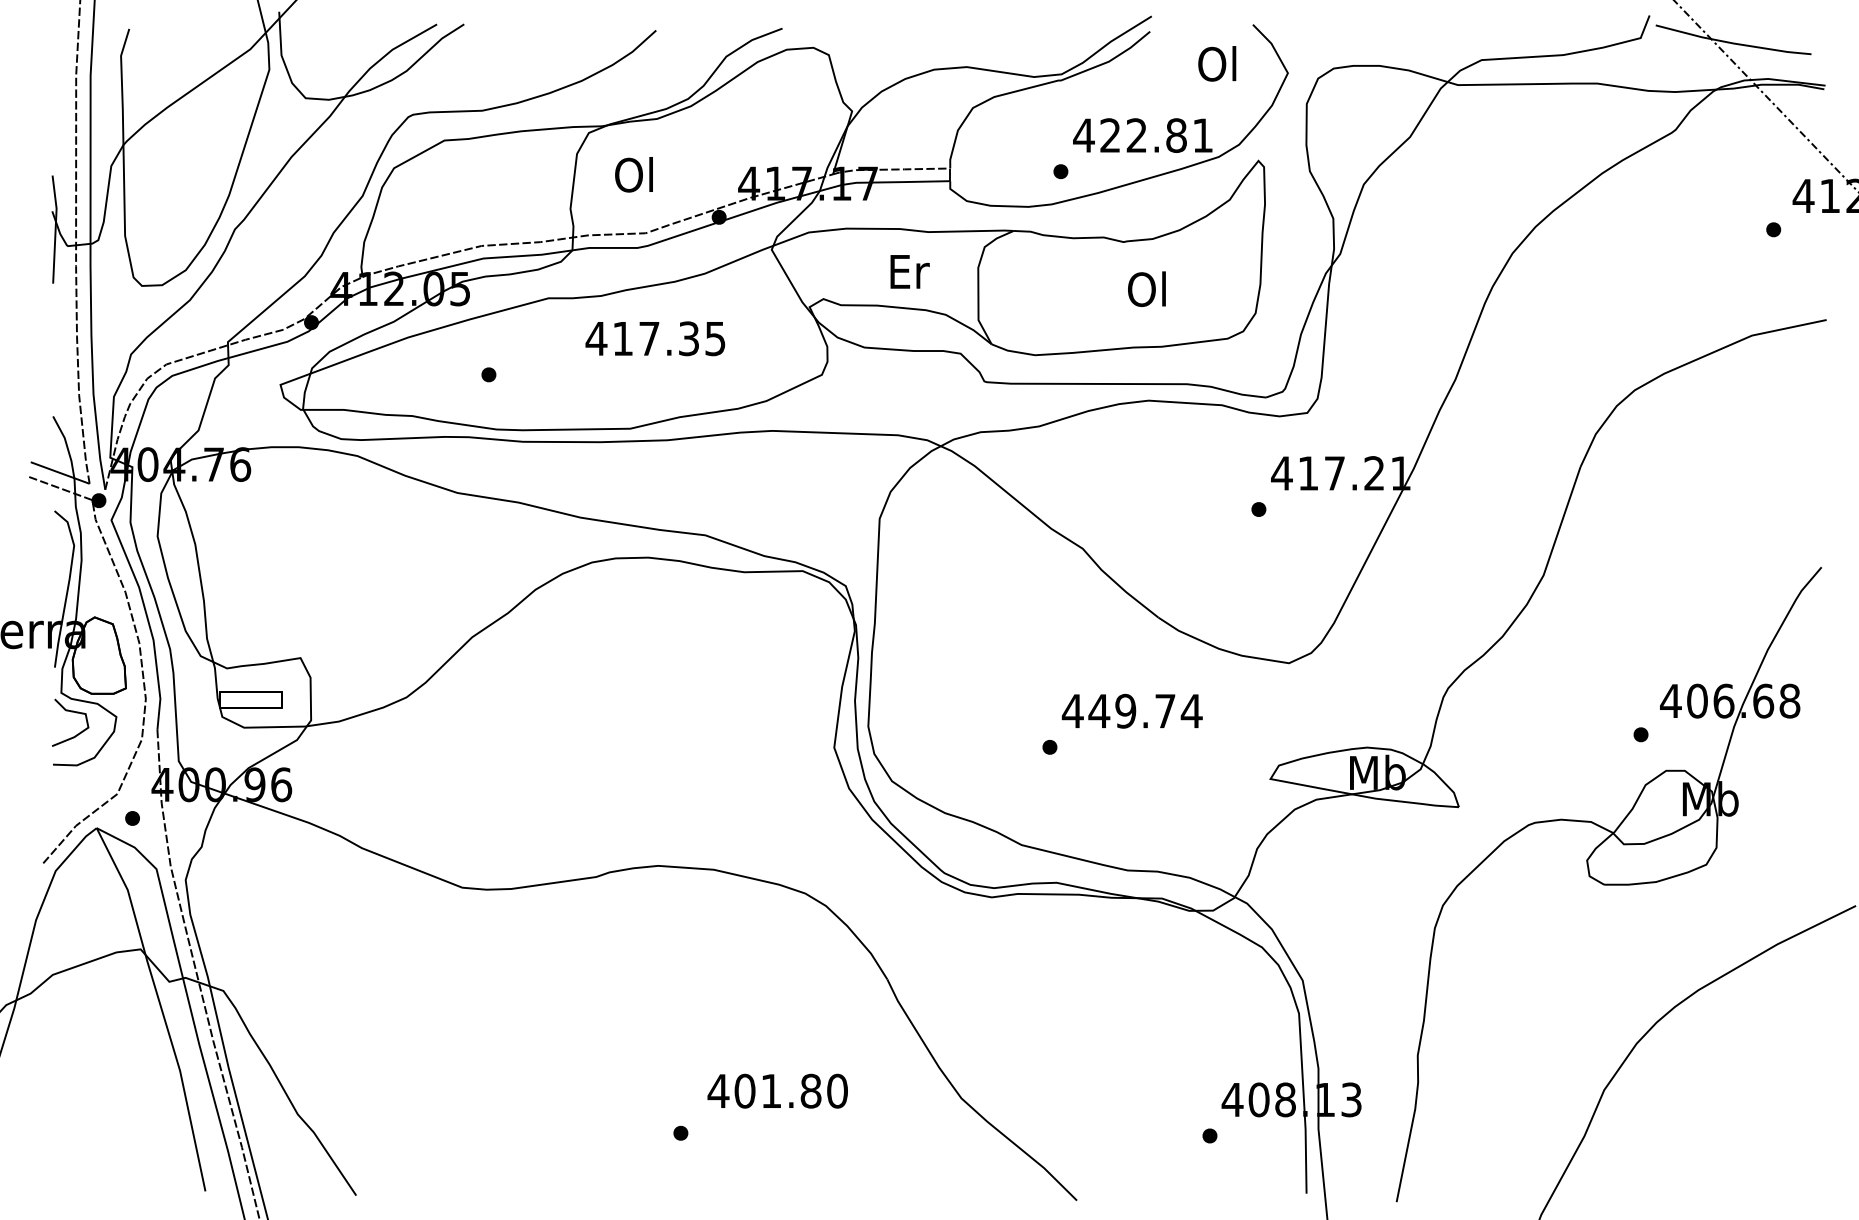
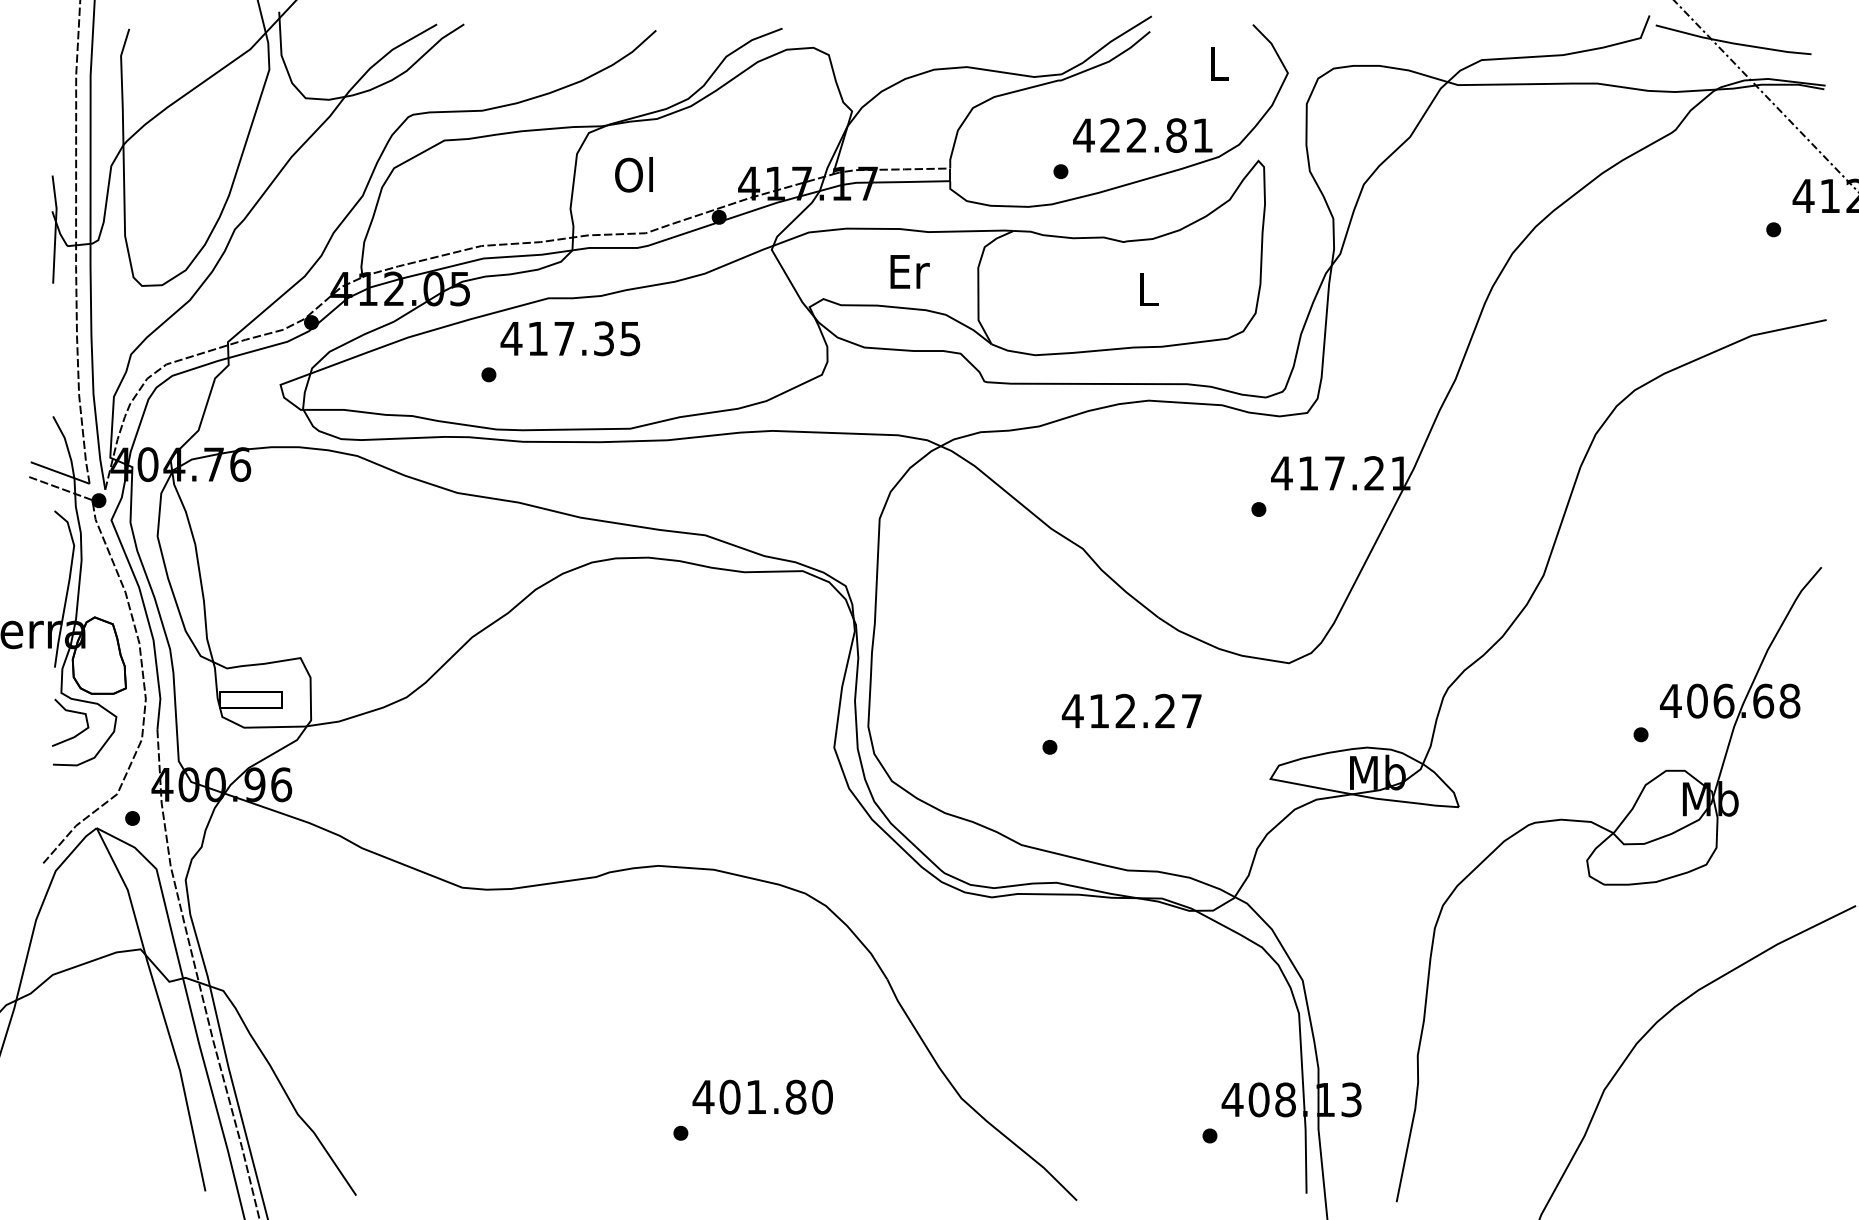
text: Ol -> L (1217, 63)
text: Ol -> L (1146, 289)
text position: (655, 338) -> (570, 338) (570, 338)
text: 449.74 -> 412.27 (1145, 710)
text position: (777, 1090) -> (762, 1096) (762, 1096)
